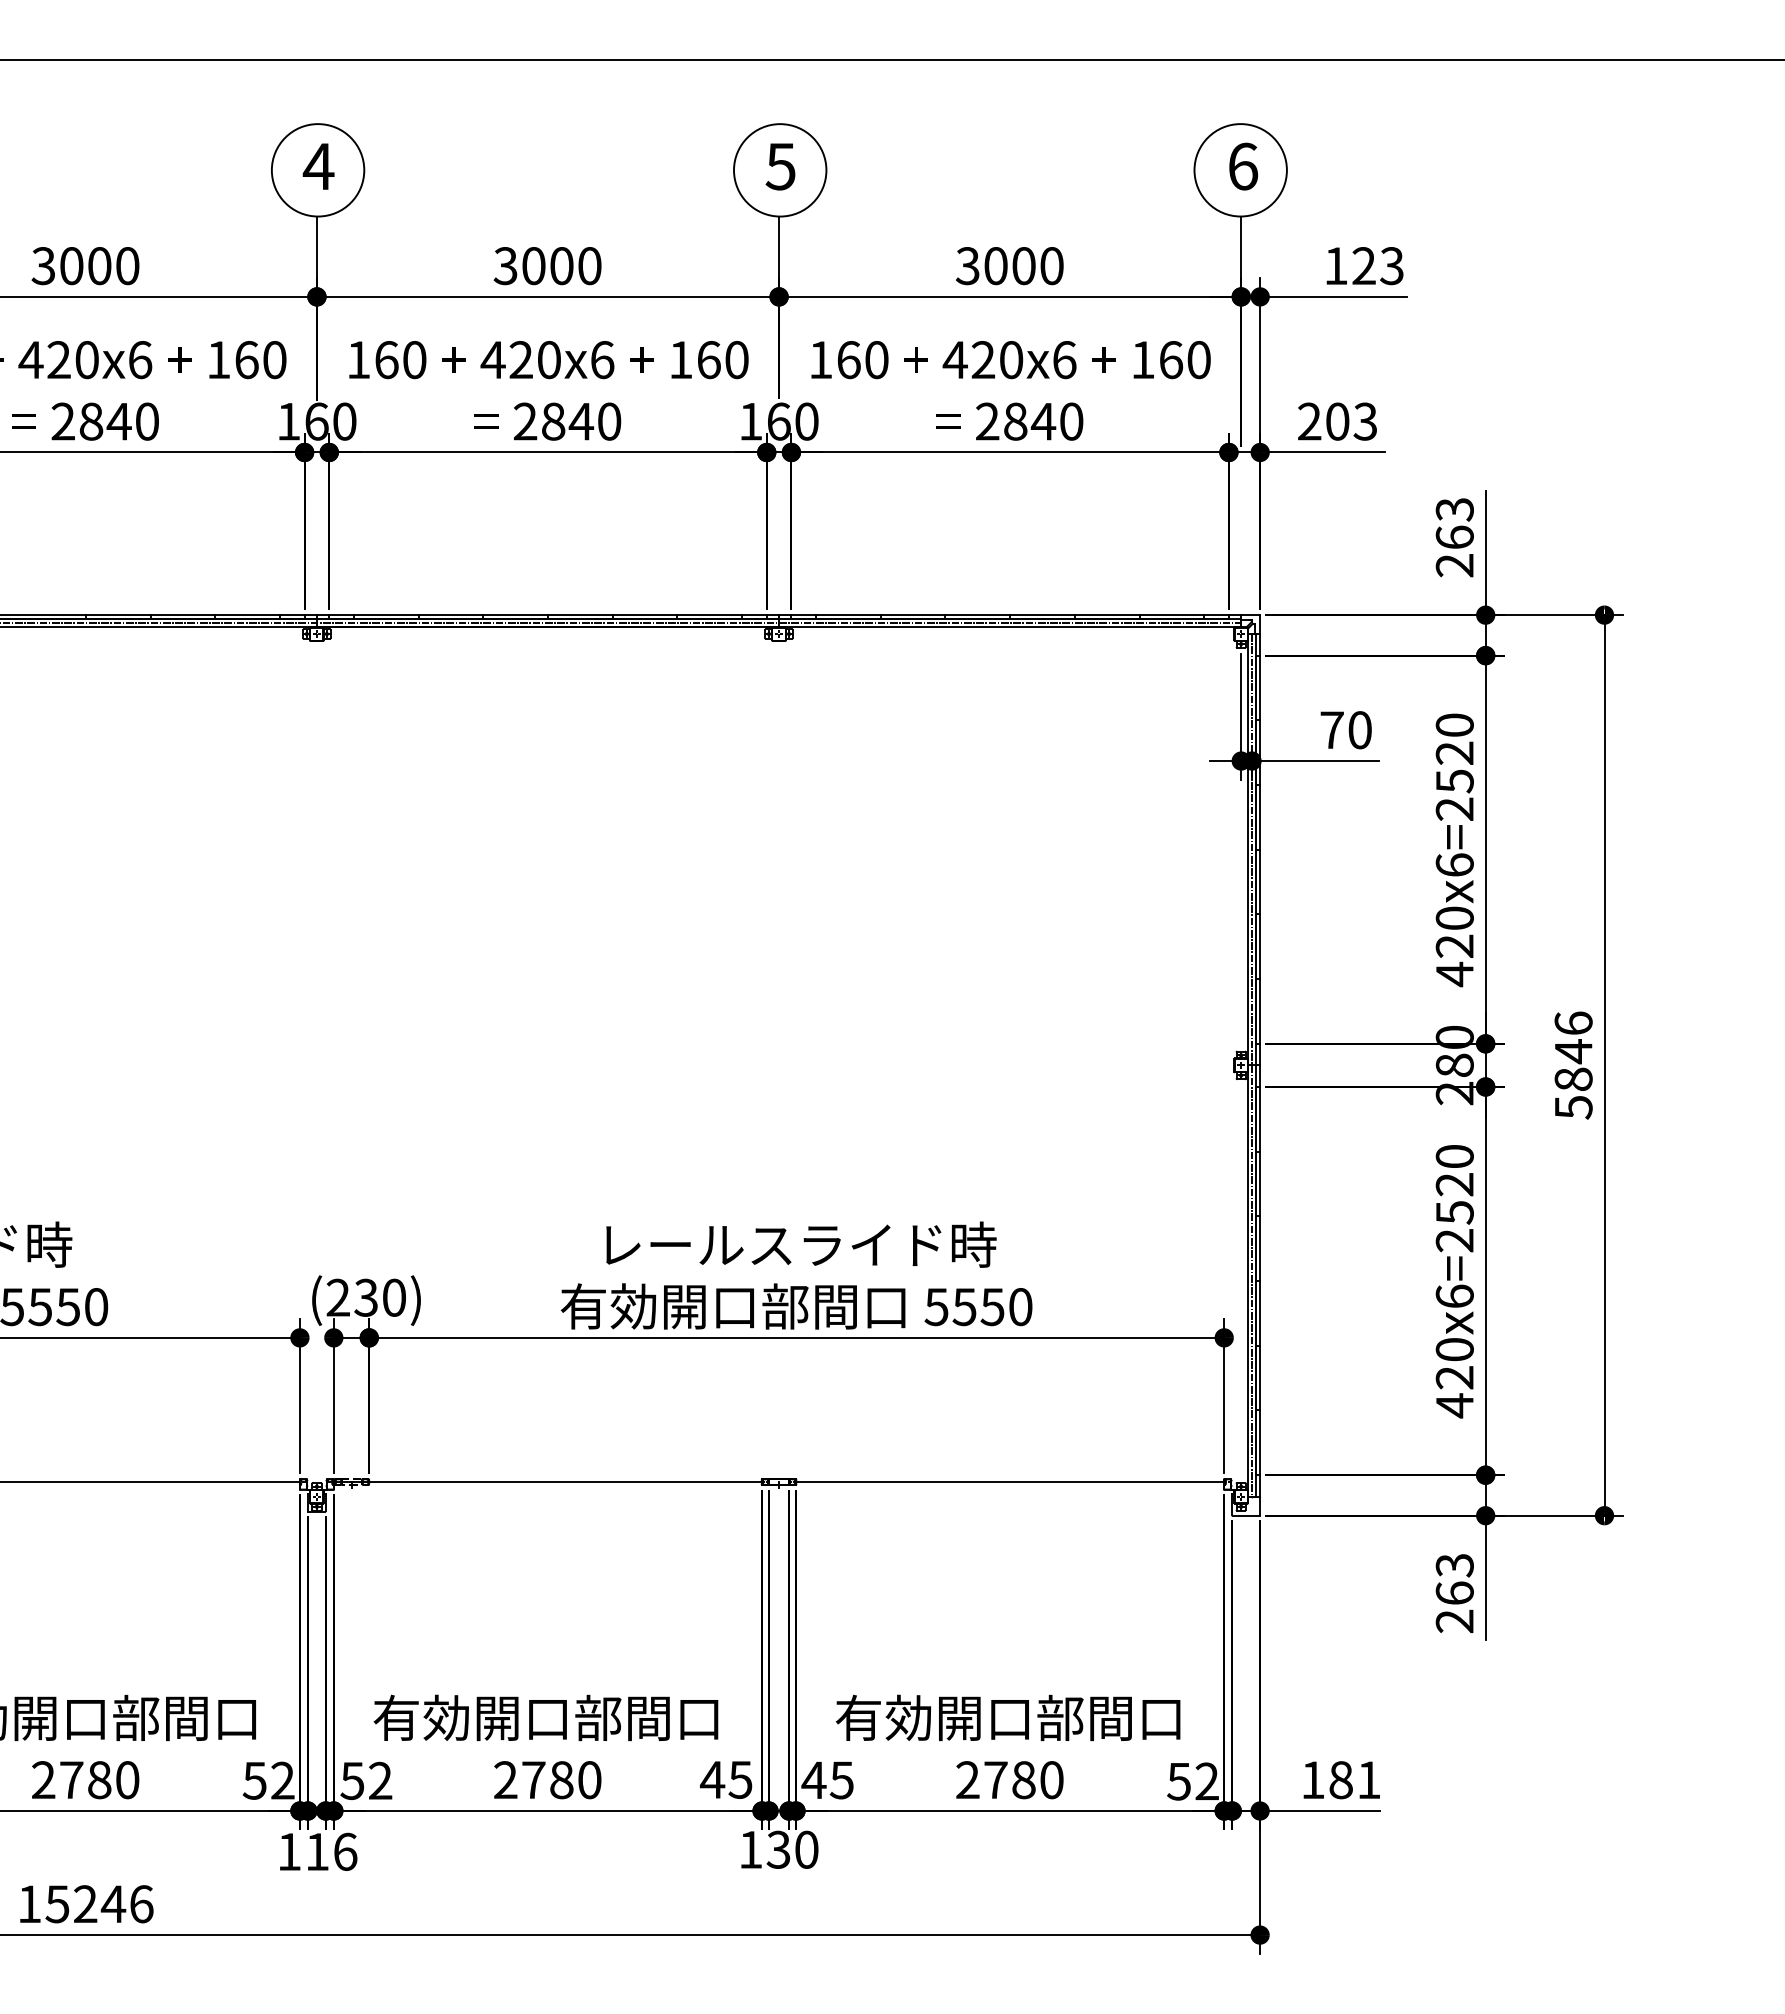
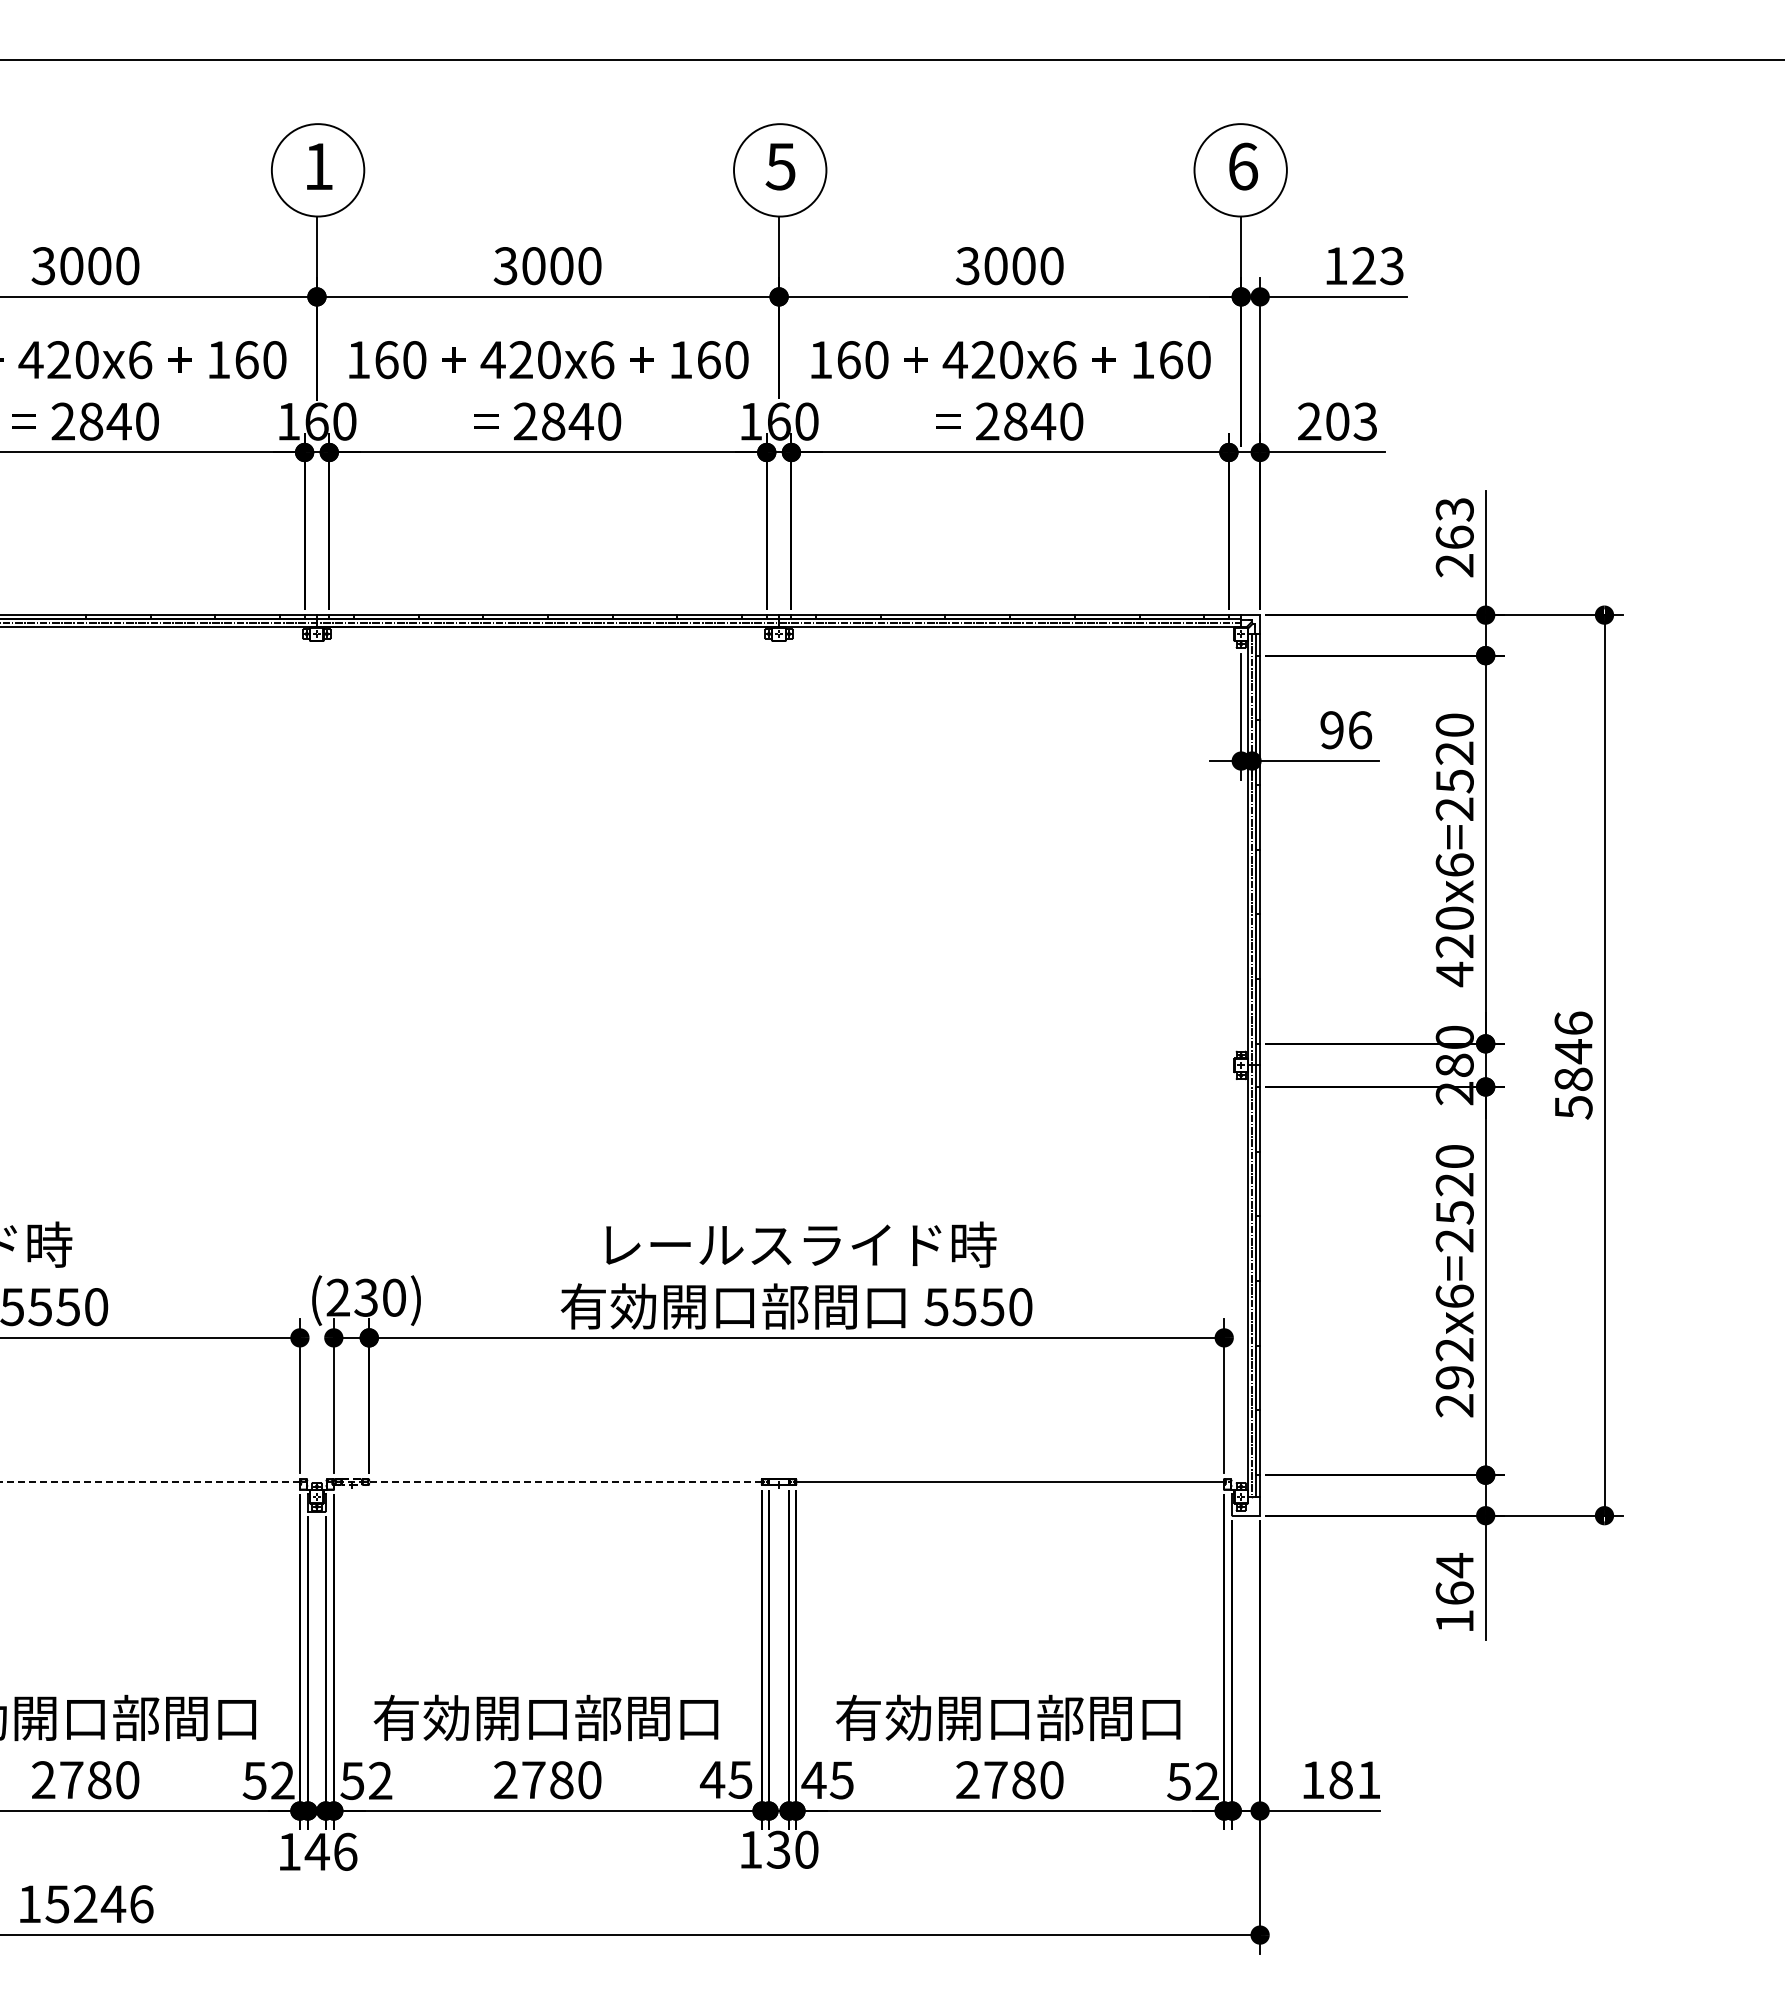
text: 4 -> 1 (318, 166)
text: 70 -> 96 (1346, 730)
text: 420x6=2520 -> 292x6=2520 (1454, 1378)
line: solid -> dashed (150, 1482)
line: solid -> dashed (547, 1482)
text: 263 -> 164 (1454, 1593)
text: 116 -> 146 (316, 1851)
